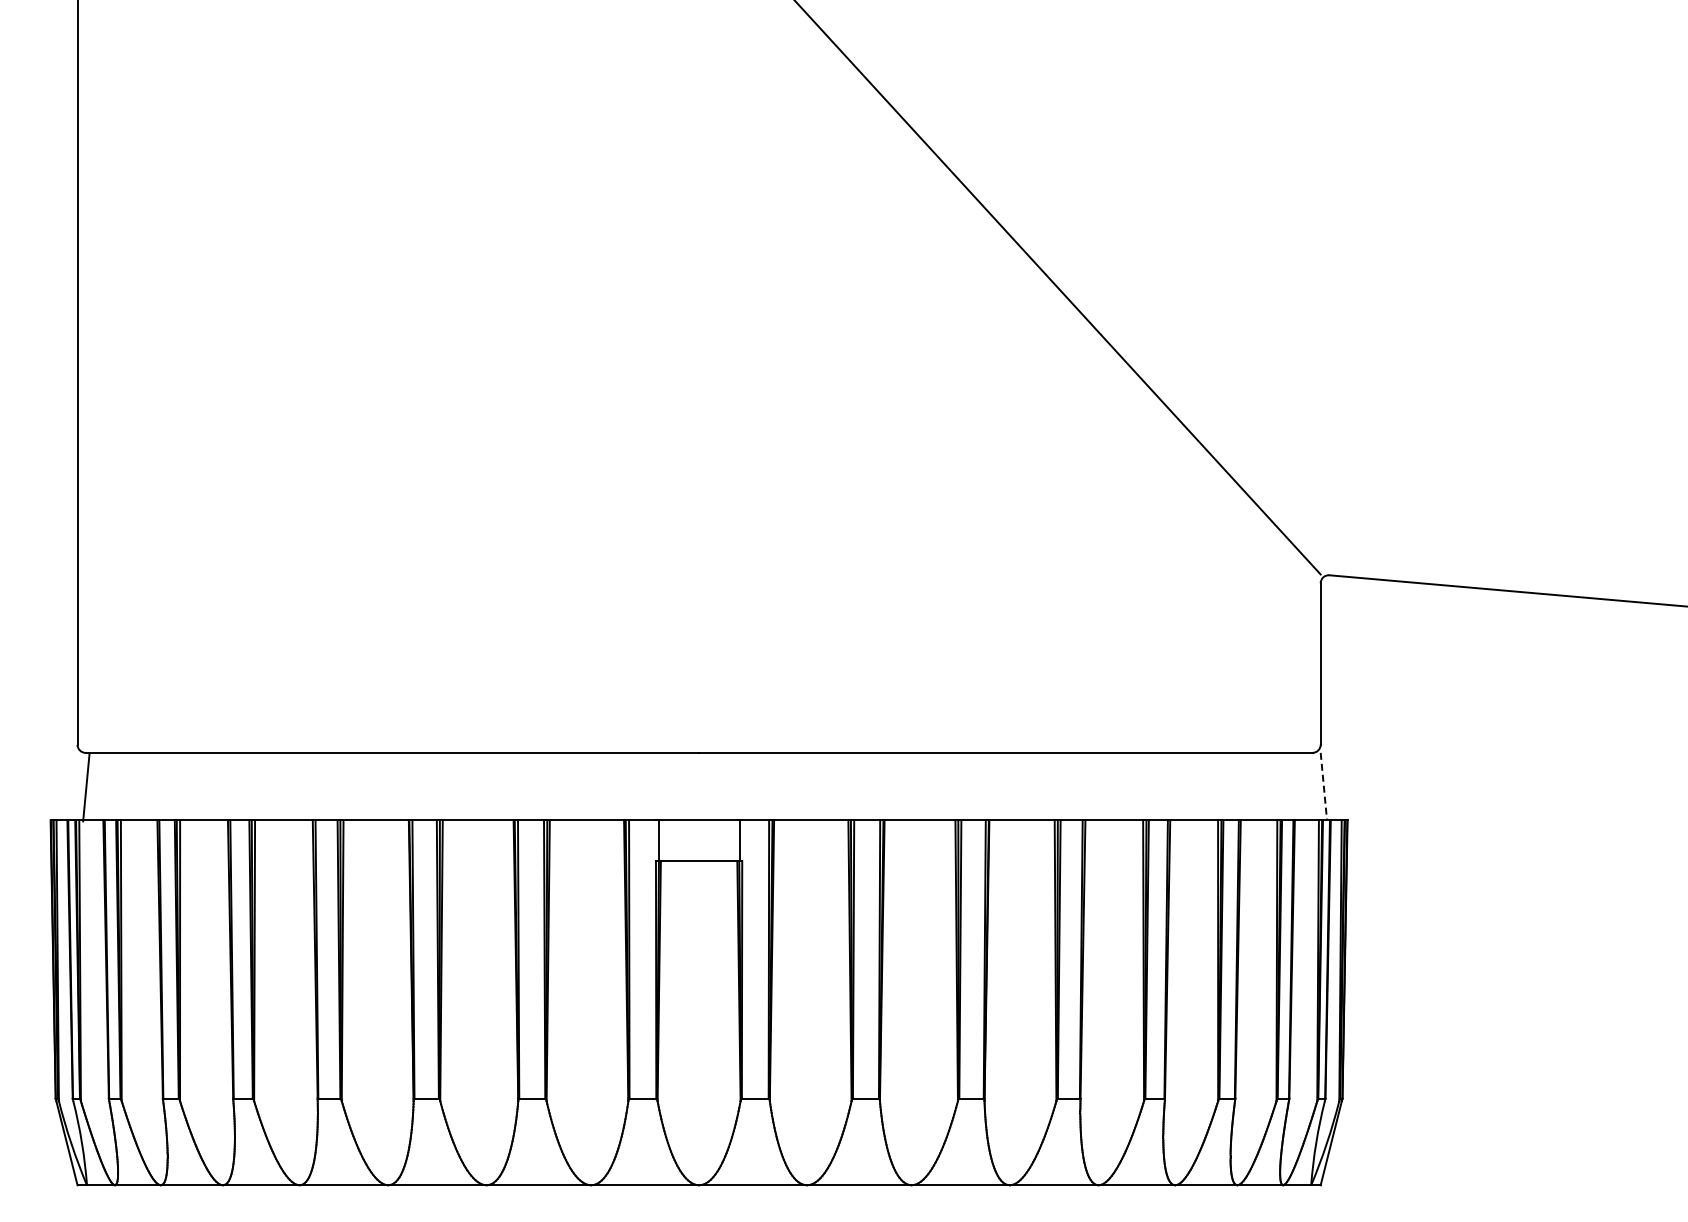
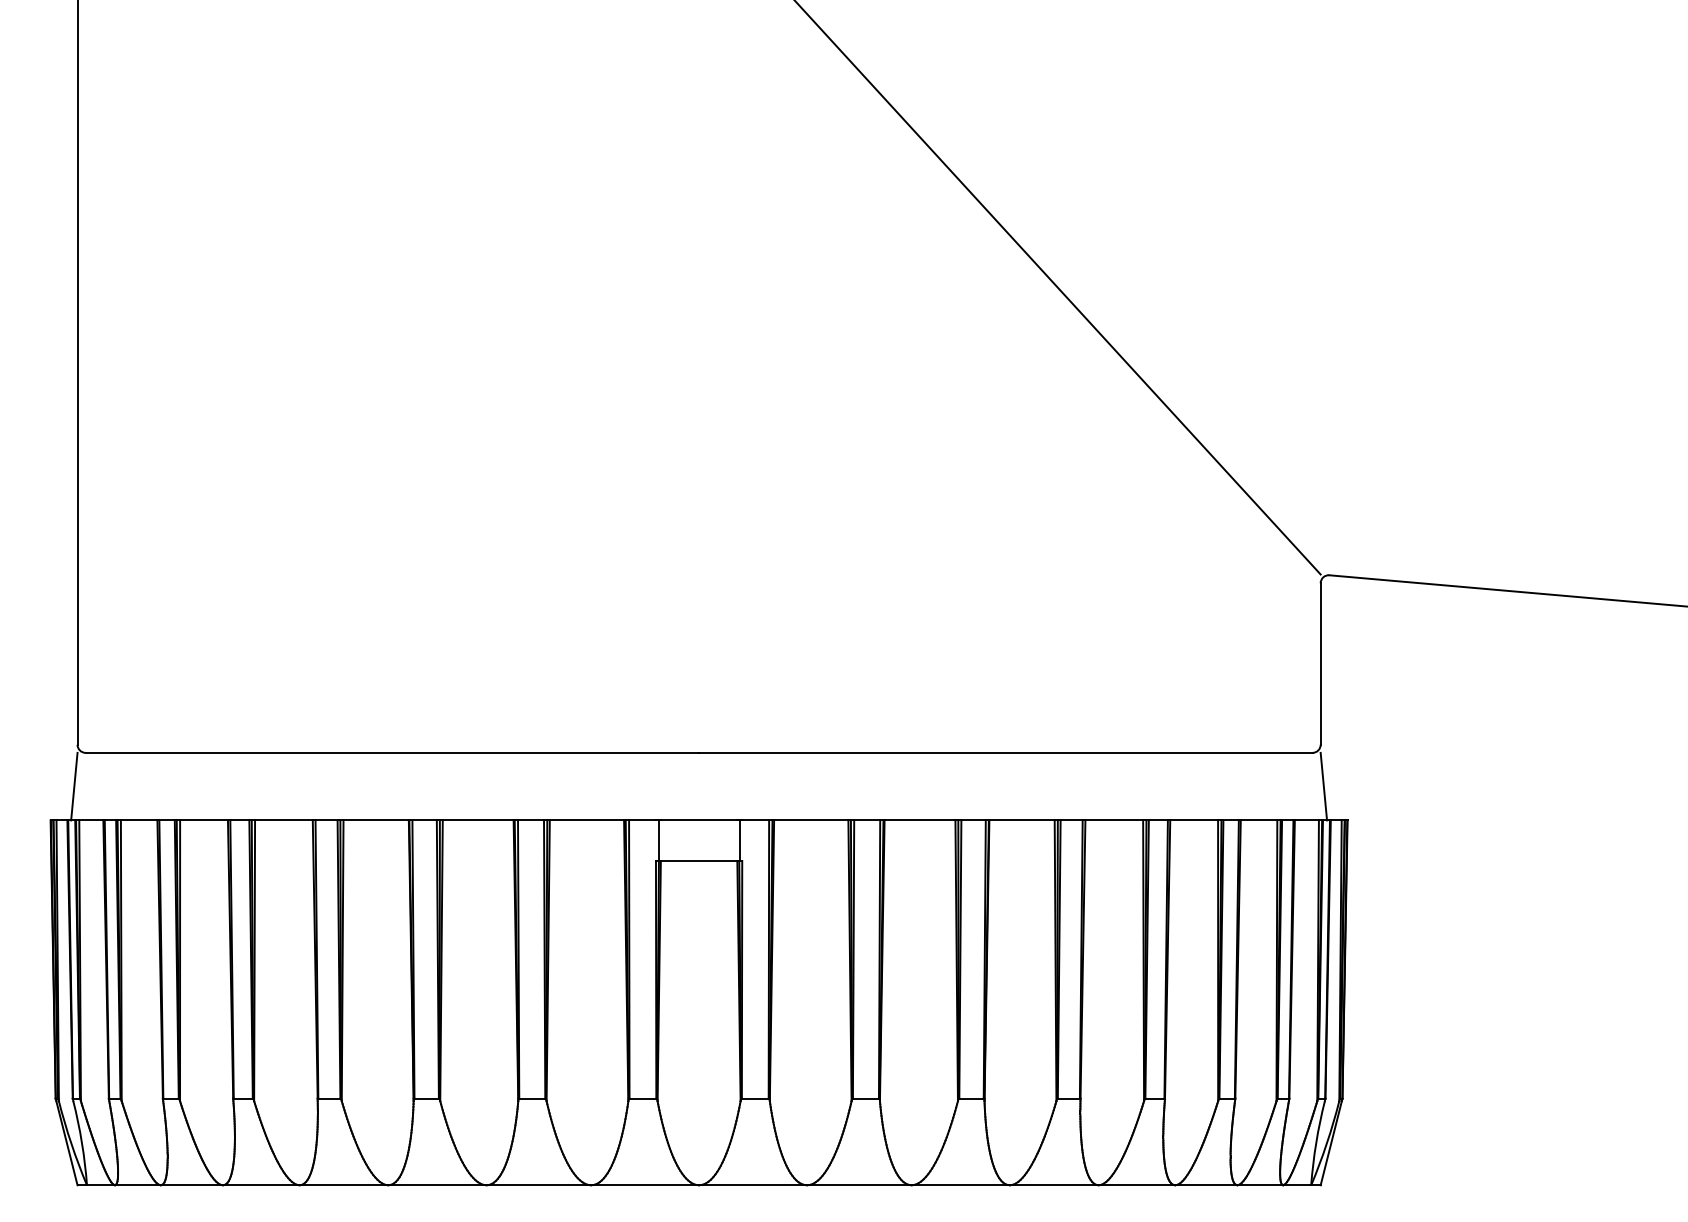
line: dashed -> solid (1323, 786)
line position: (86, 787) -> (74, 786) (74, 786)
